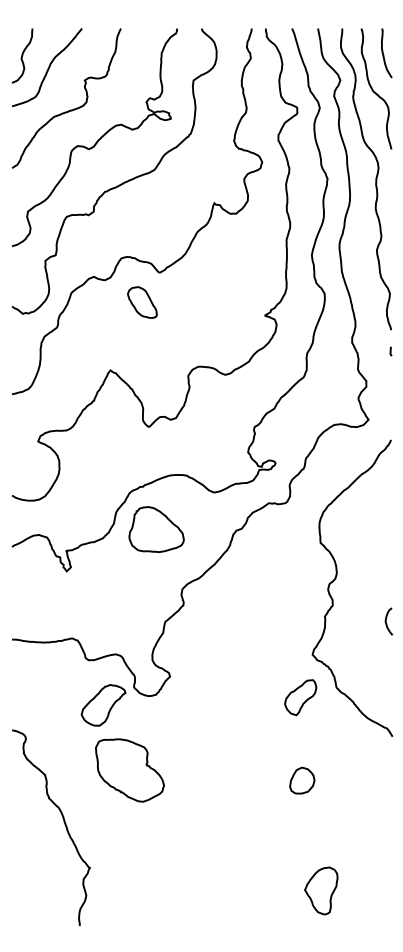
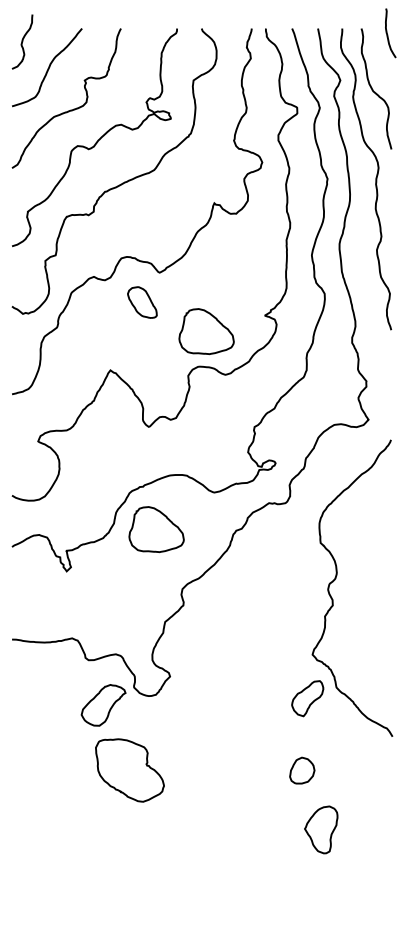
curve position: (384, 54) -> (388, 34) (388, 34)
curve position: (22, 55) -> (22, 41) (22, 41)
part: none -> present (206, 331)
line: present -> none (390, 351)
curve: present -> none (386, 621)
part position: (300, 697) -> (307, 698) (307, 698)
part position: (302, 780) -> (302, 770) (302, 770)
curve: present -> none (63, 822)
part position: (321, 890) -> (321, 829) (321, 829)
